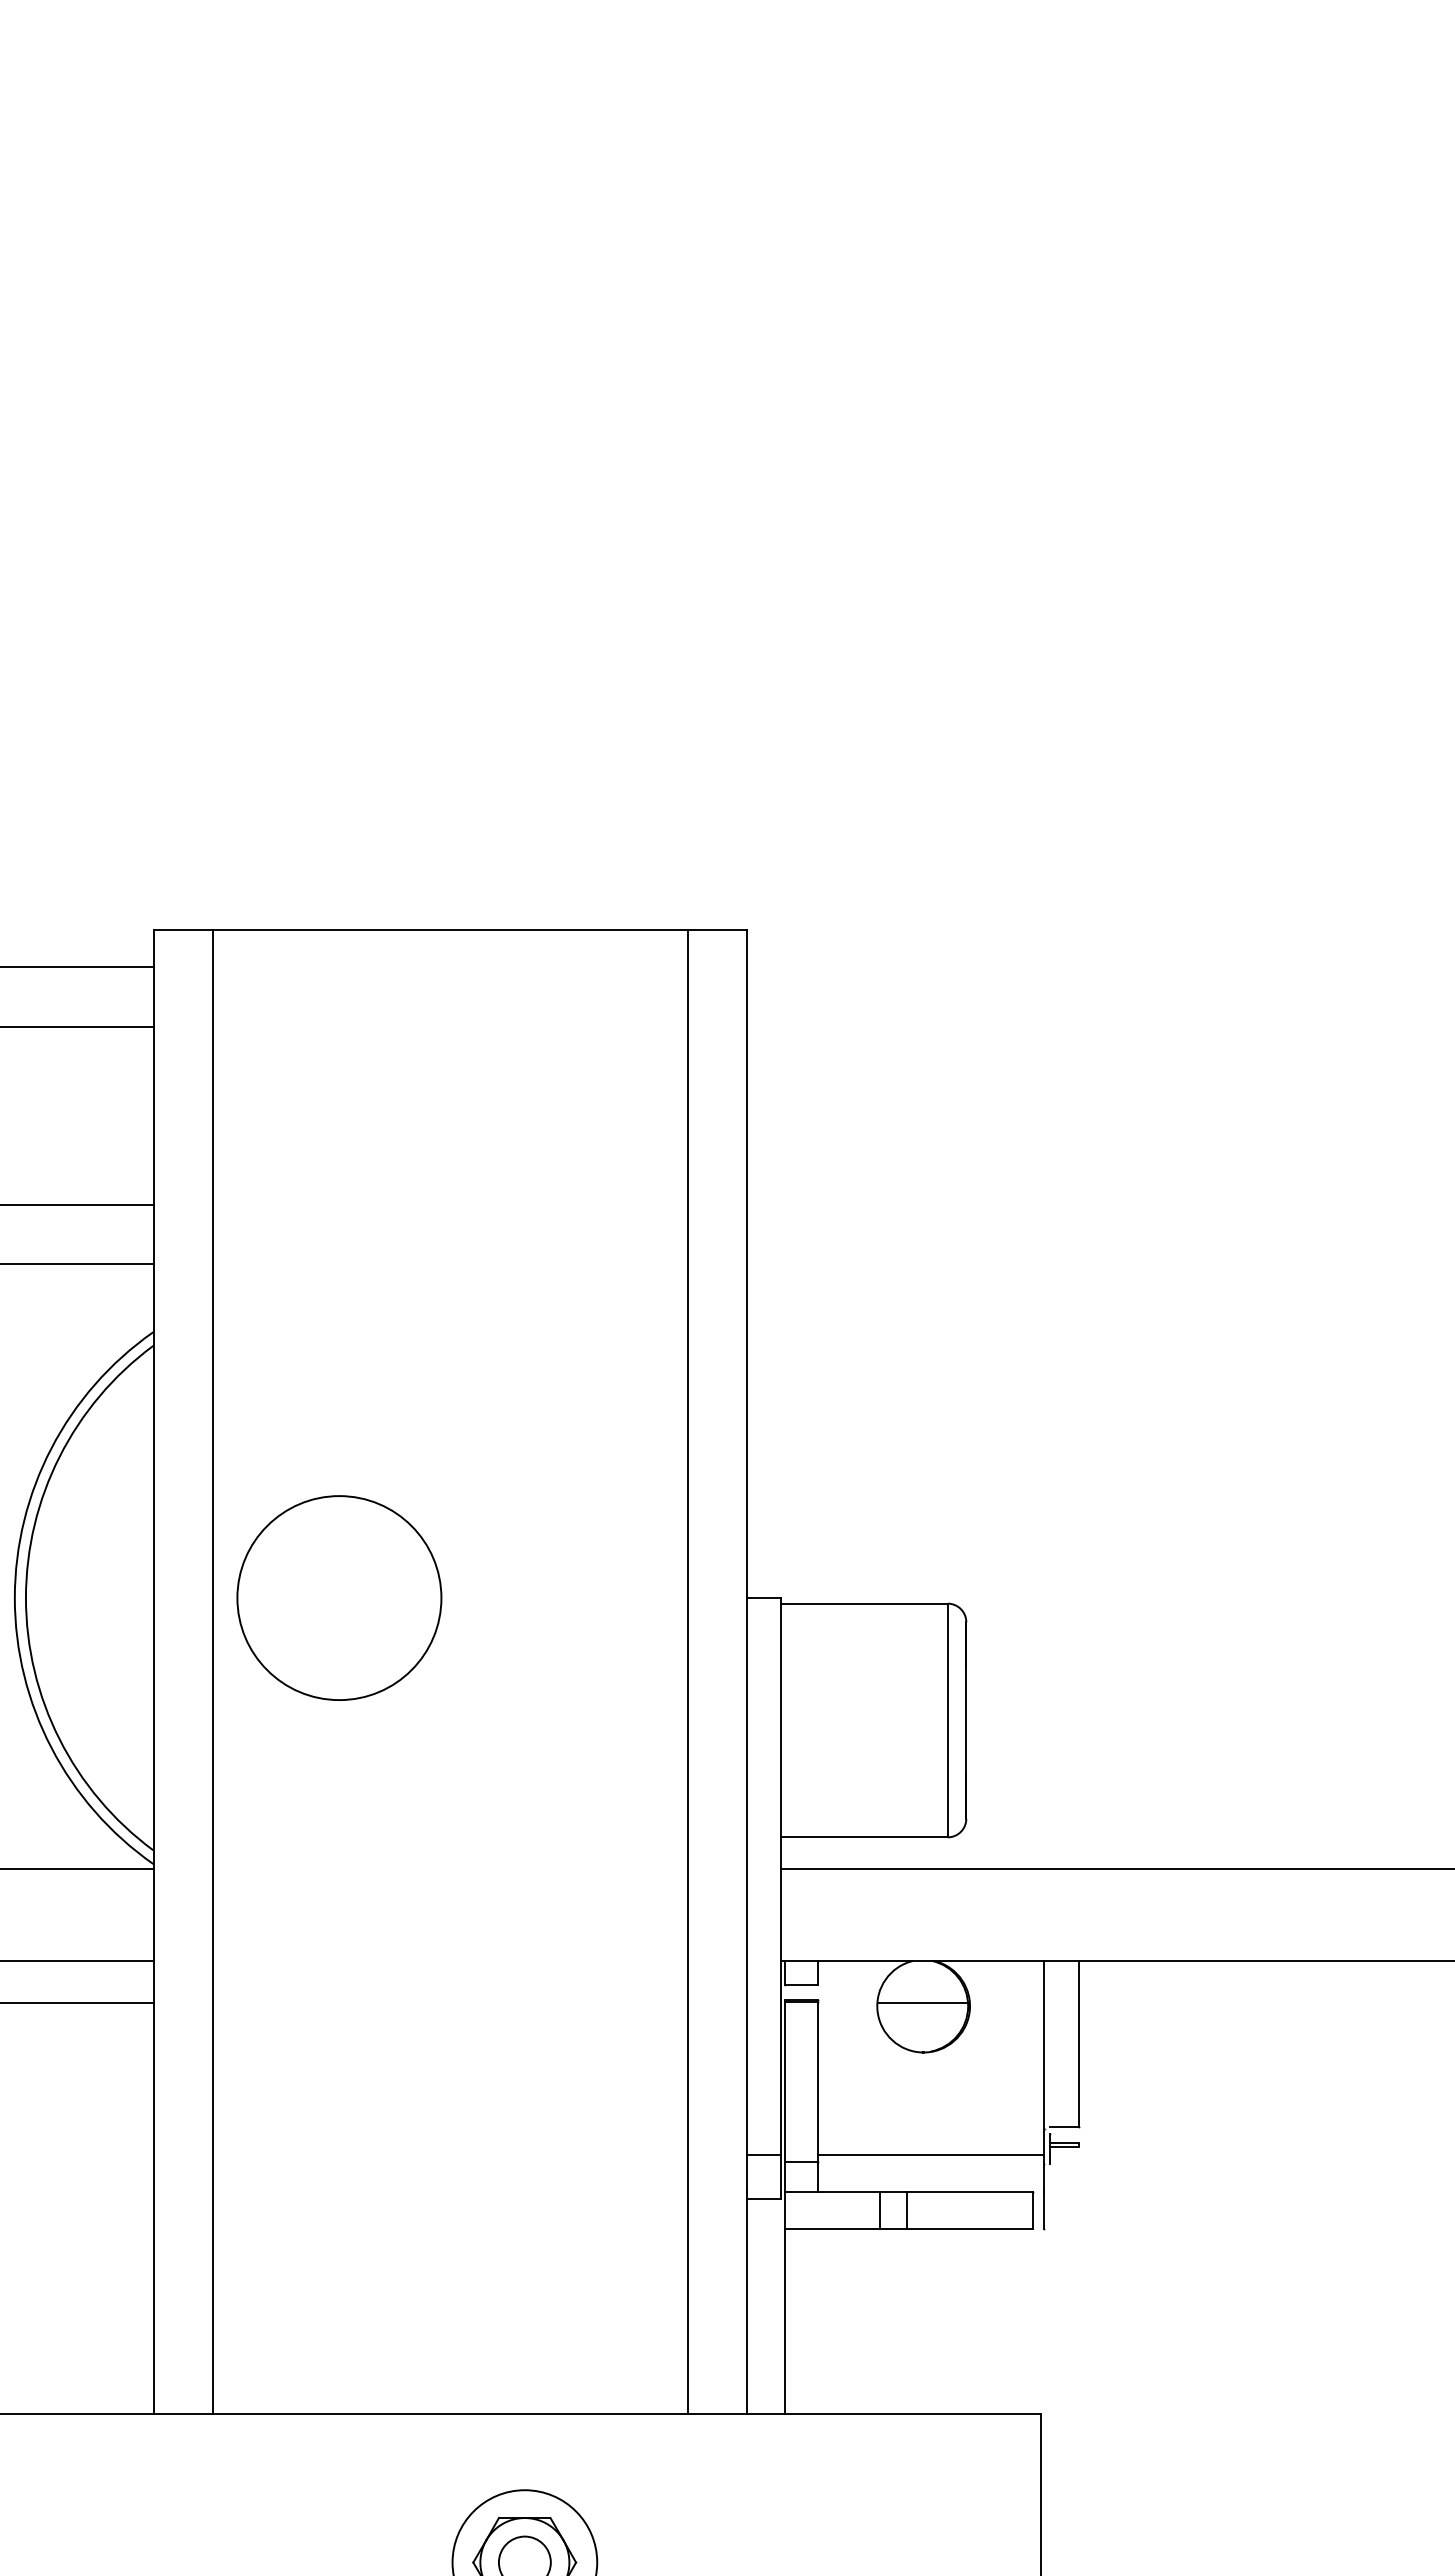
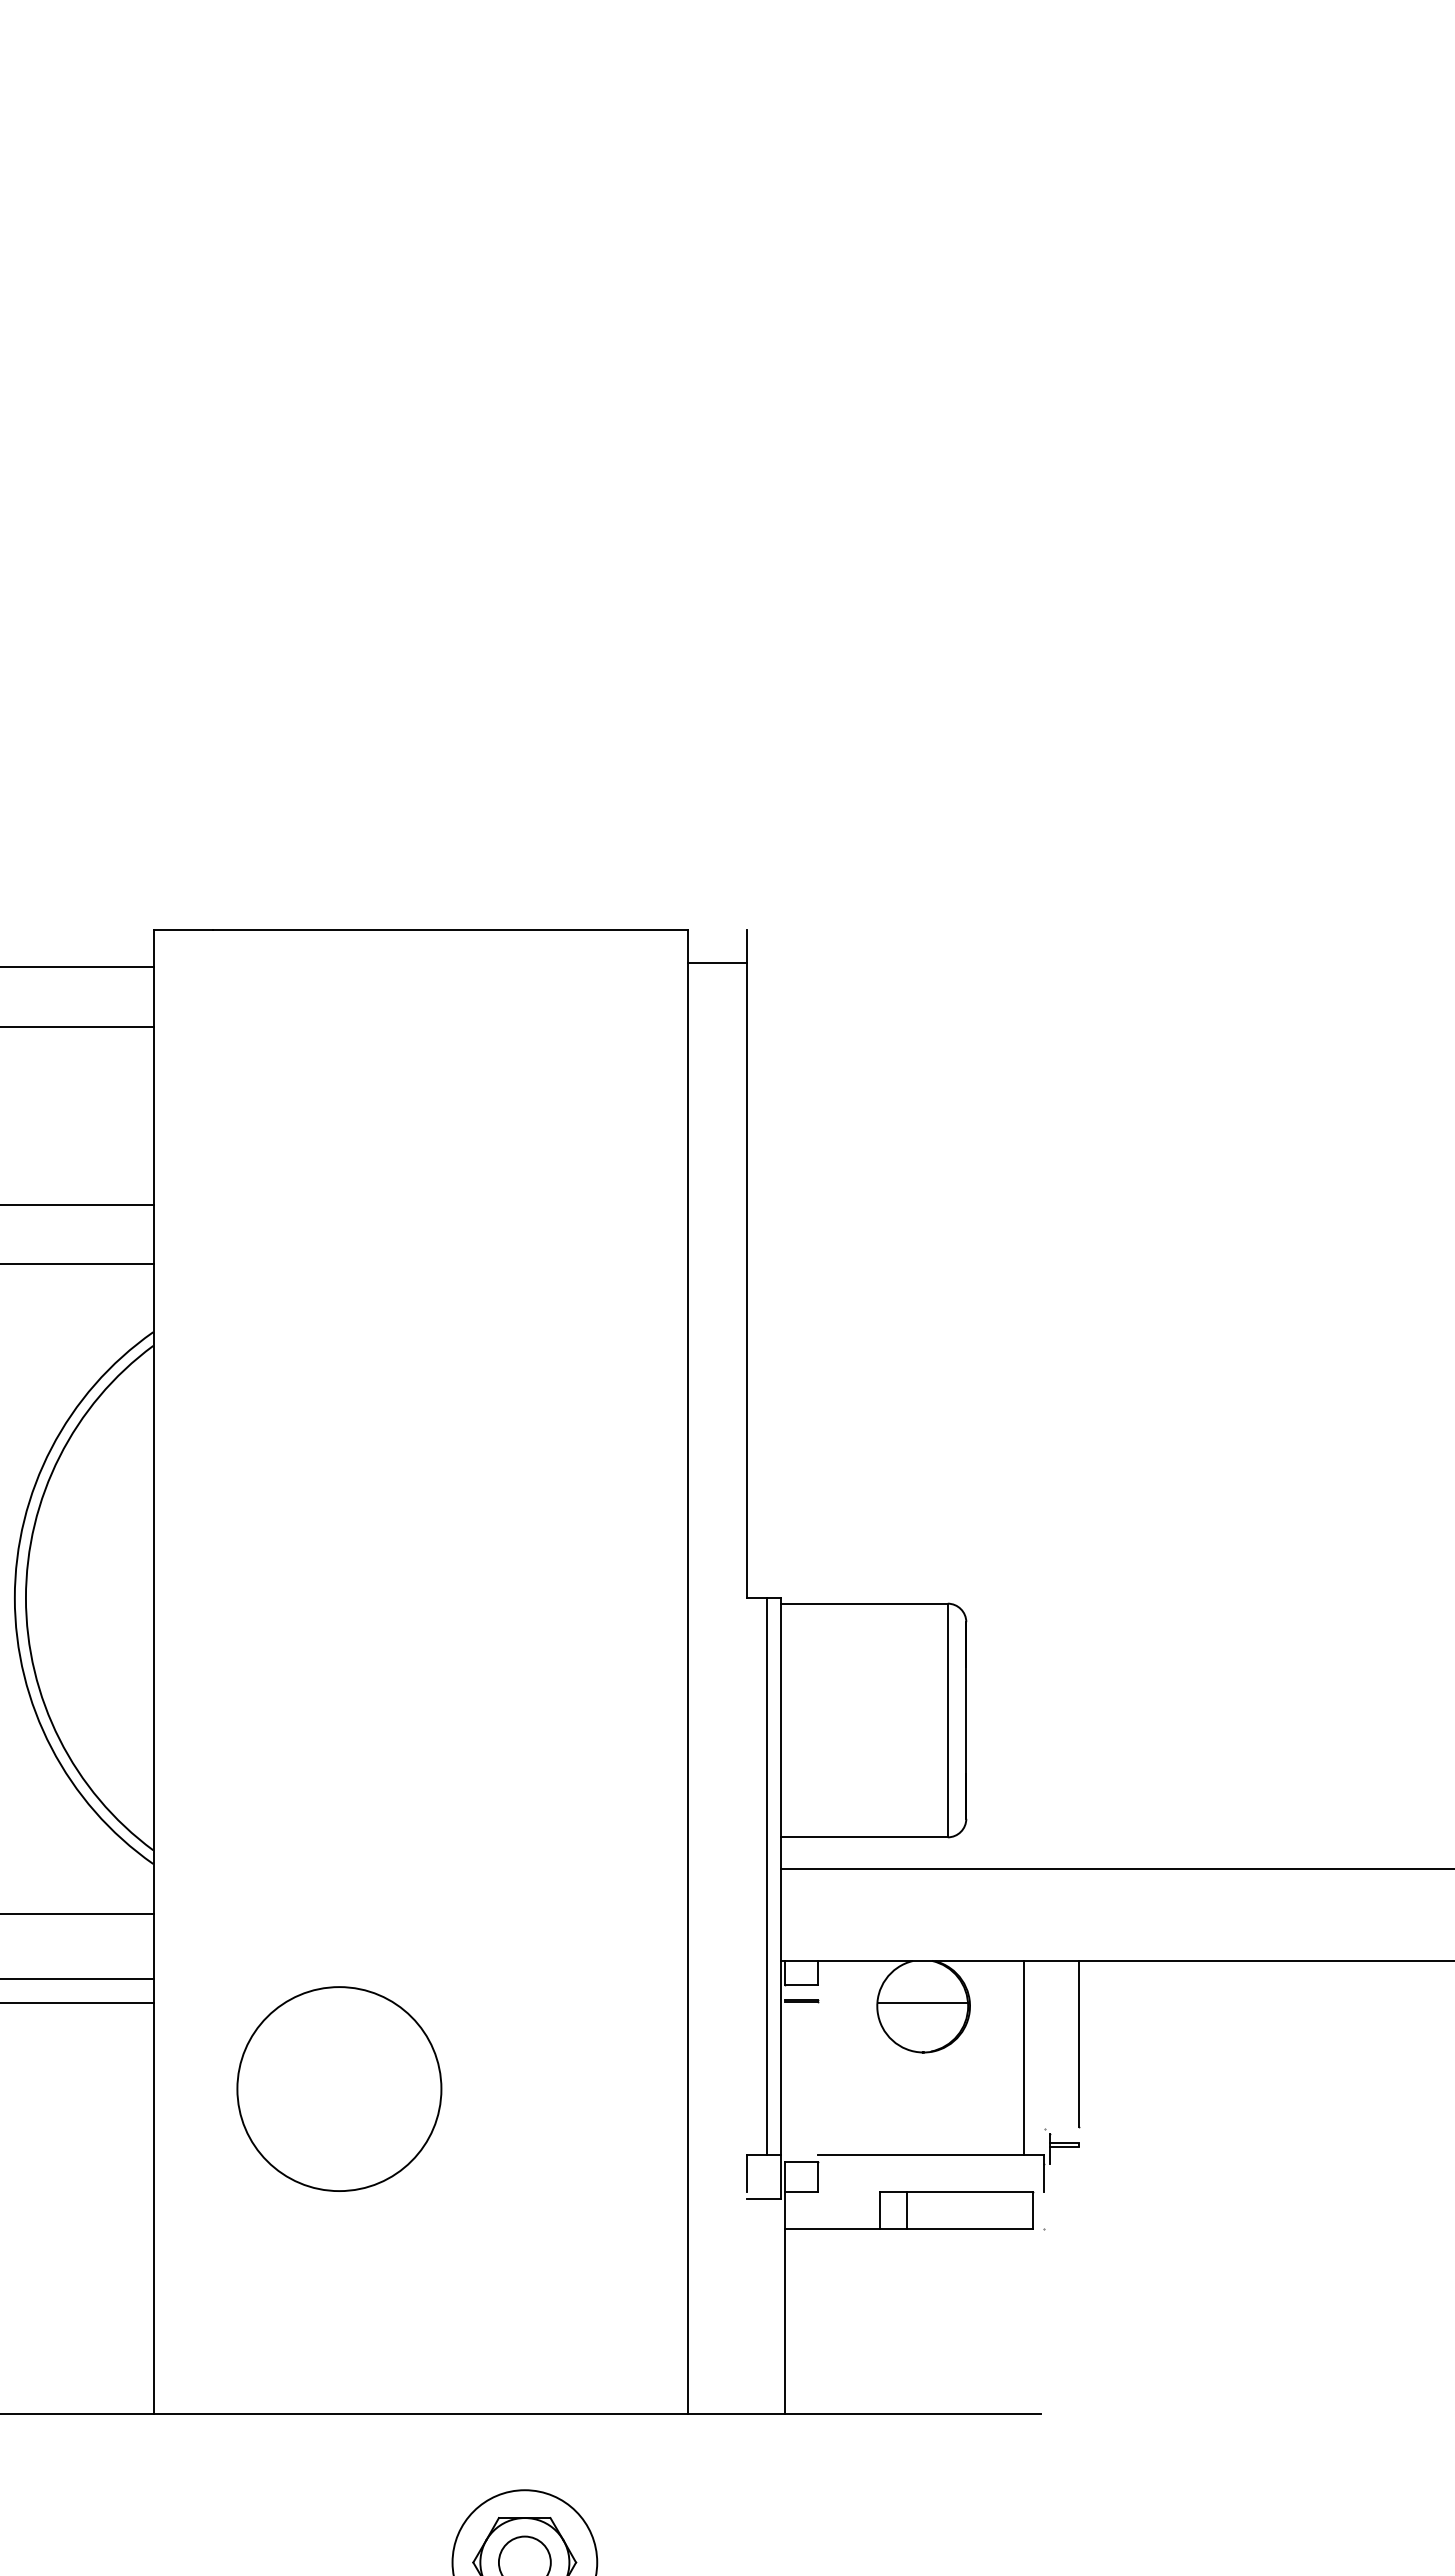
line position: (717, 930) -> (717, 963) (717, 963)
circle position: (339, 1597) -> (339, 2088) (339, 2088)
line: present -> none (213, 1672)
line position: (77, 1868) -> (77, 1913) (77, 1913)
line position: (747, 1876) -> (767, 1876) (767, 1876)
line position: (77, 1961) -> (77, 1979) (77, 1979)
line position: (1044, 2057) -> (1024, 2057) (1024, 2057)
line: present -> none (784, 2081)
line: present -> none (817, 2081)
line: present -> none (1064, 2126)
line: present -> none (848, 2191)
line: present -> none (1044, 2209)
line: present -> none (747, 2302)
line: present -> none (1040, 2493)
